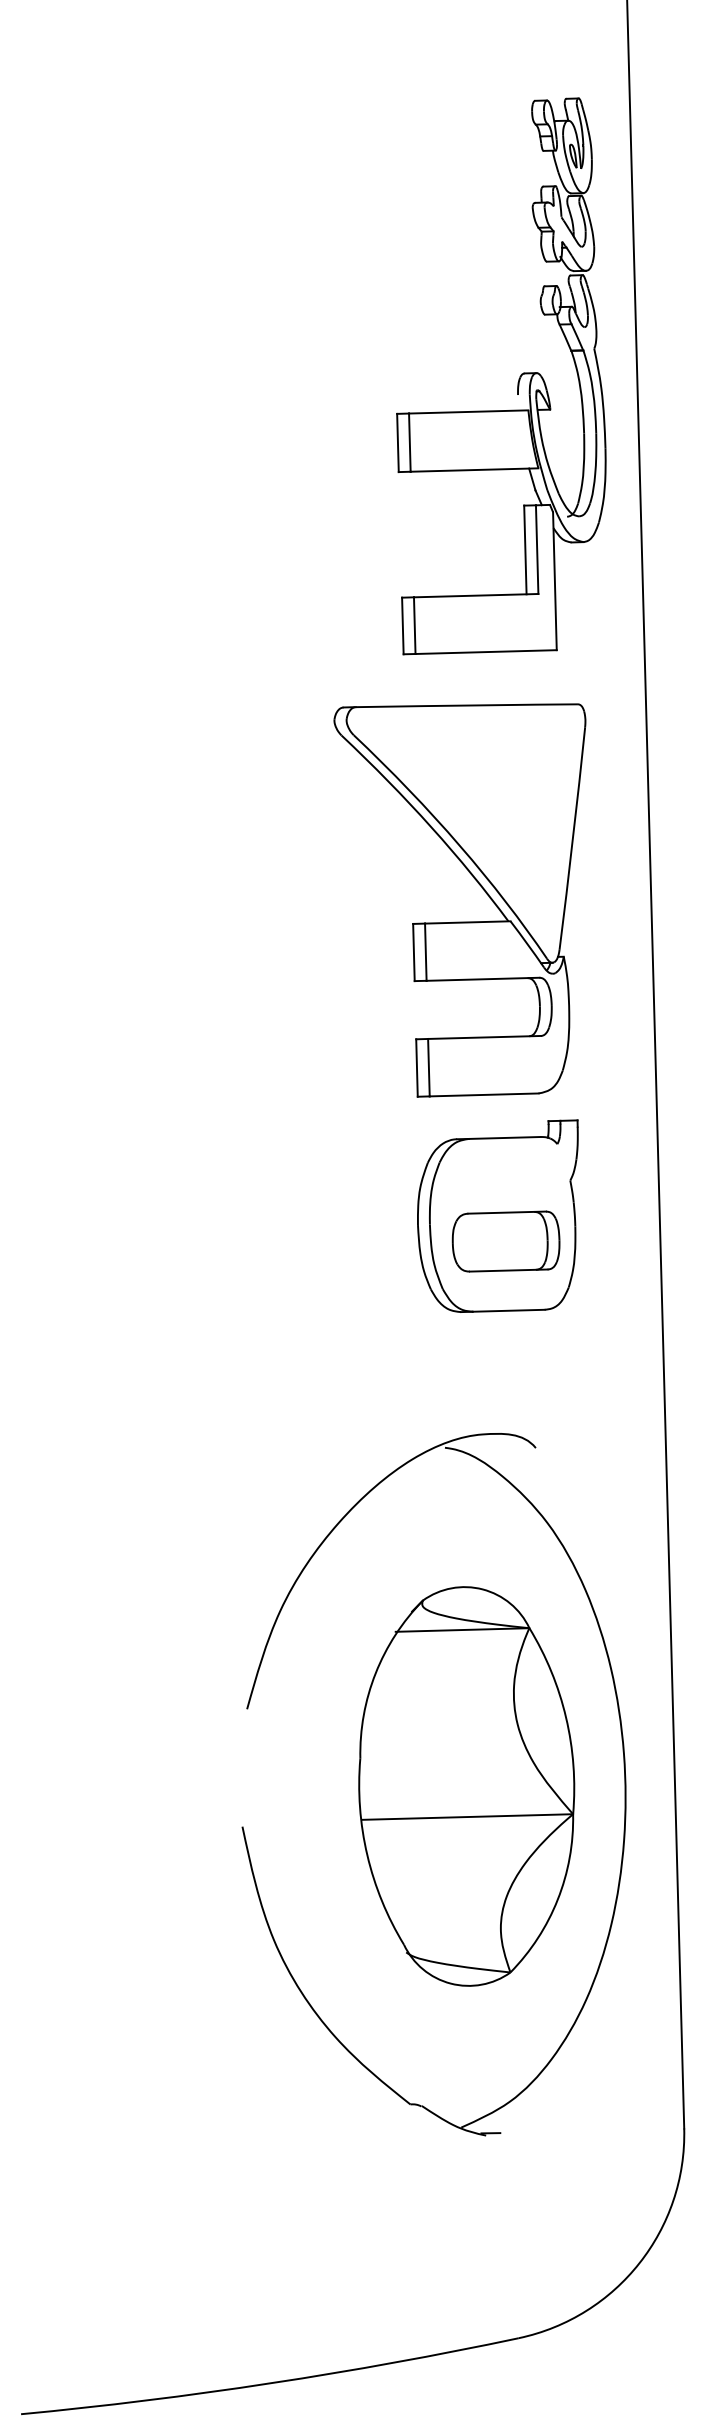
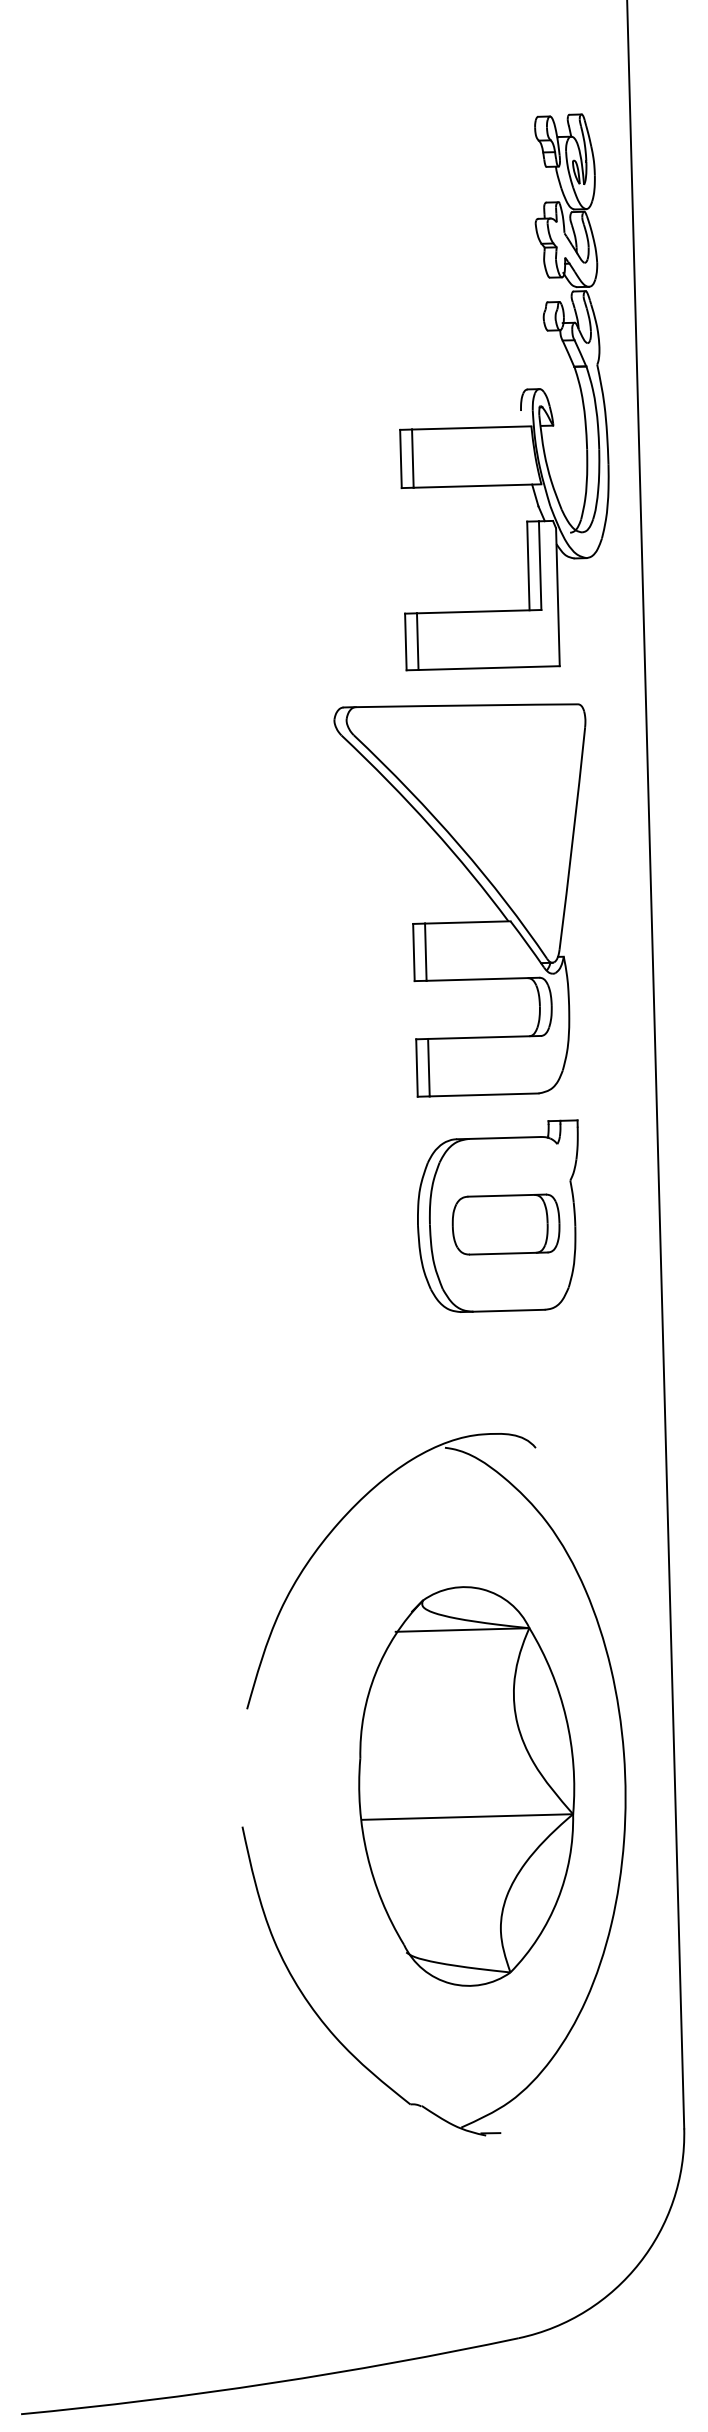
part position: (517, 382) -> (520, 398) (520, 398)
part position: (505, 1241) -> (505, 1224) (505, 1224)
